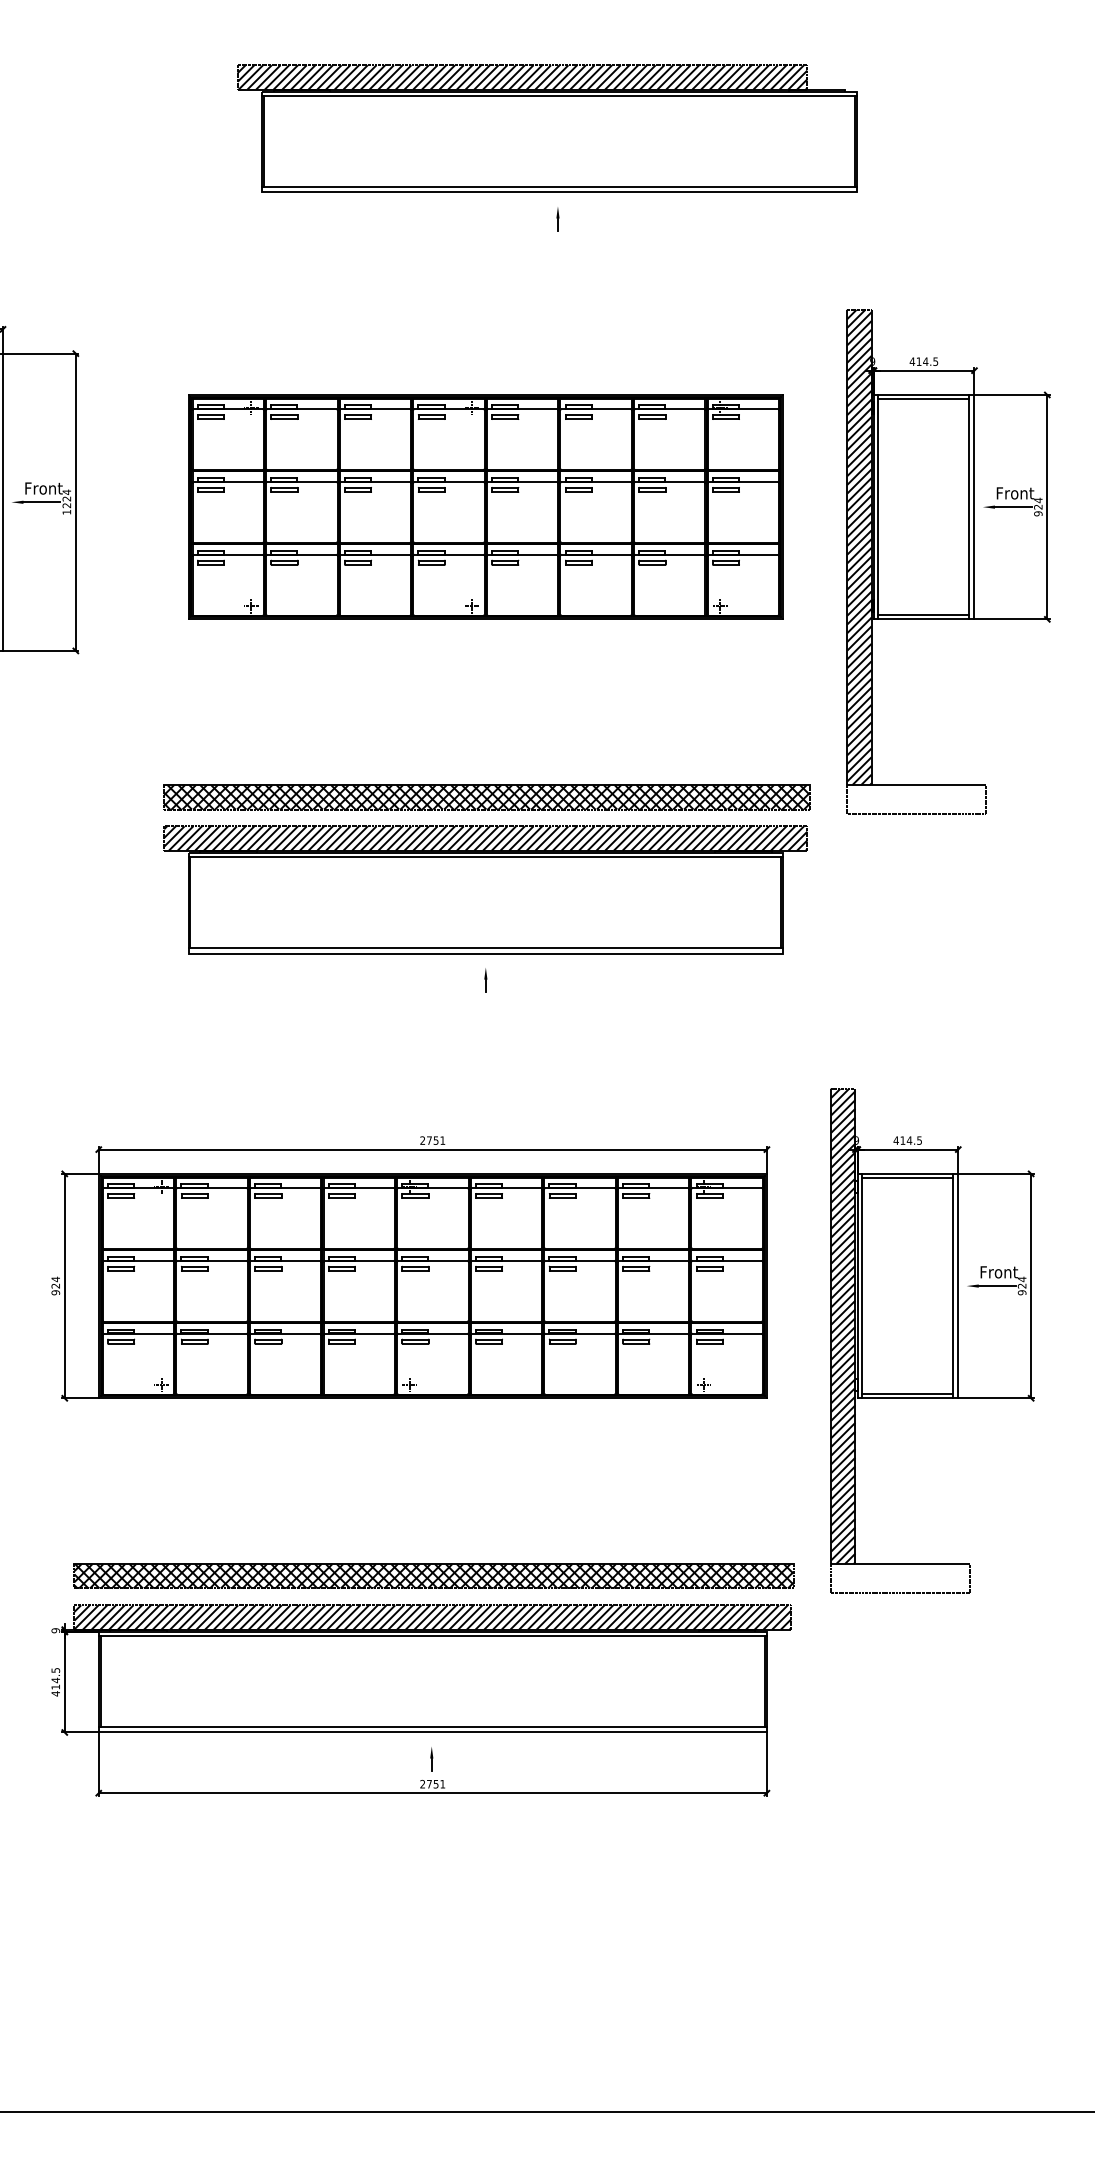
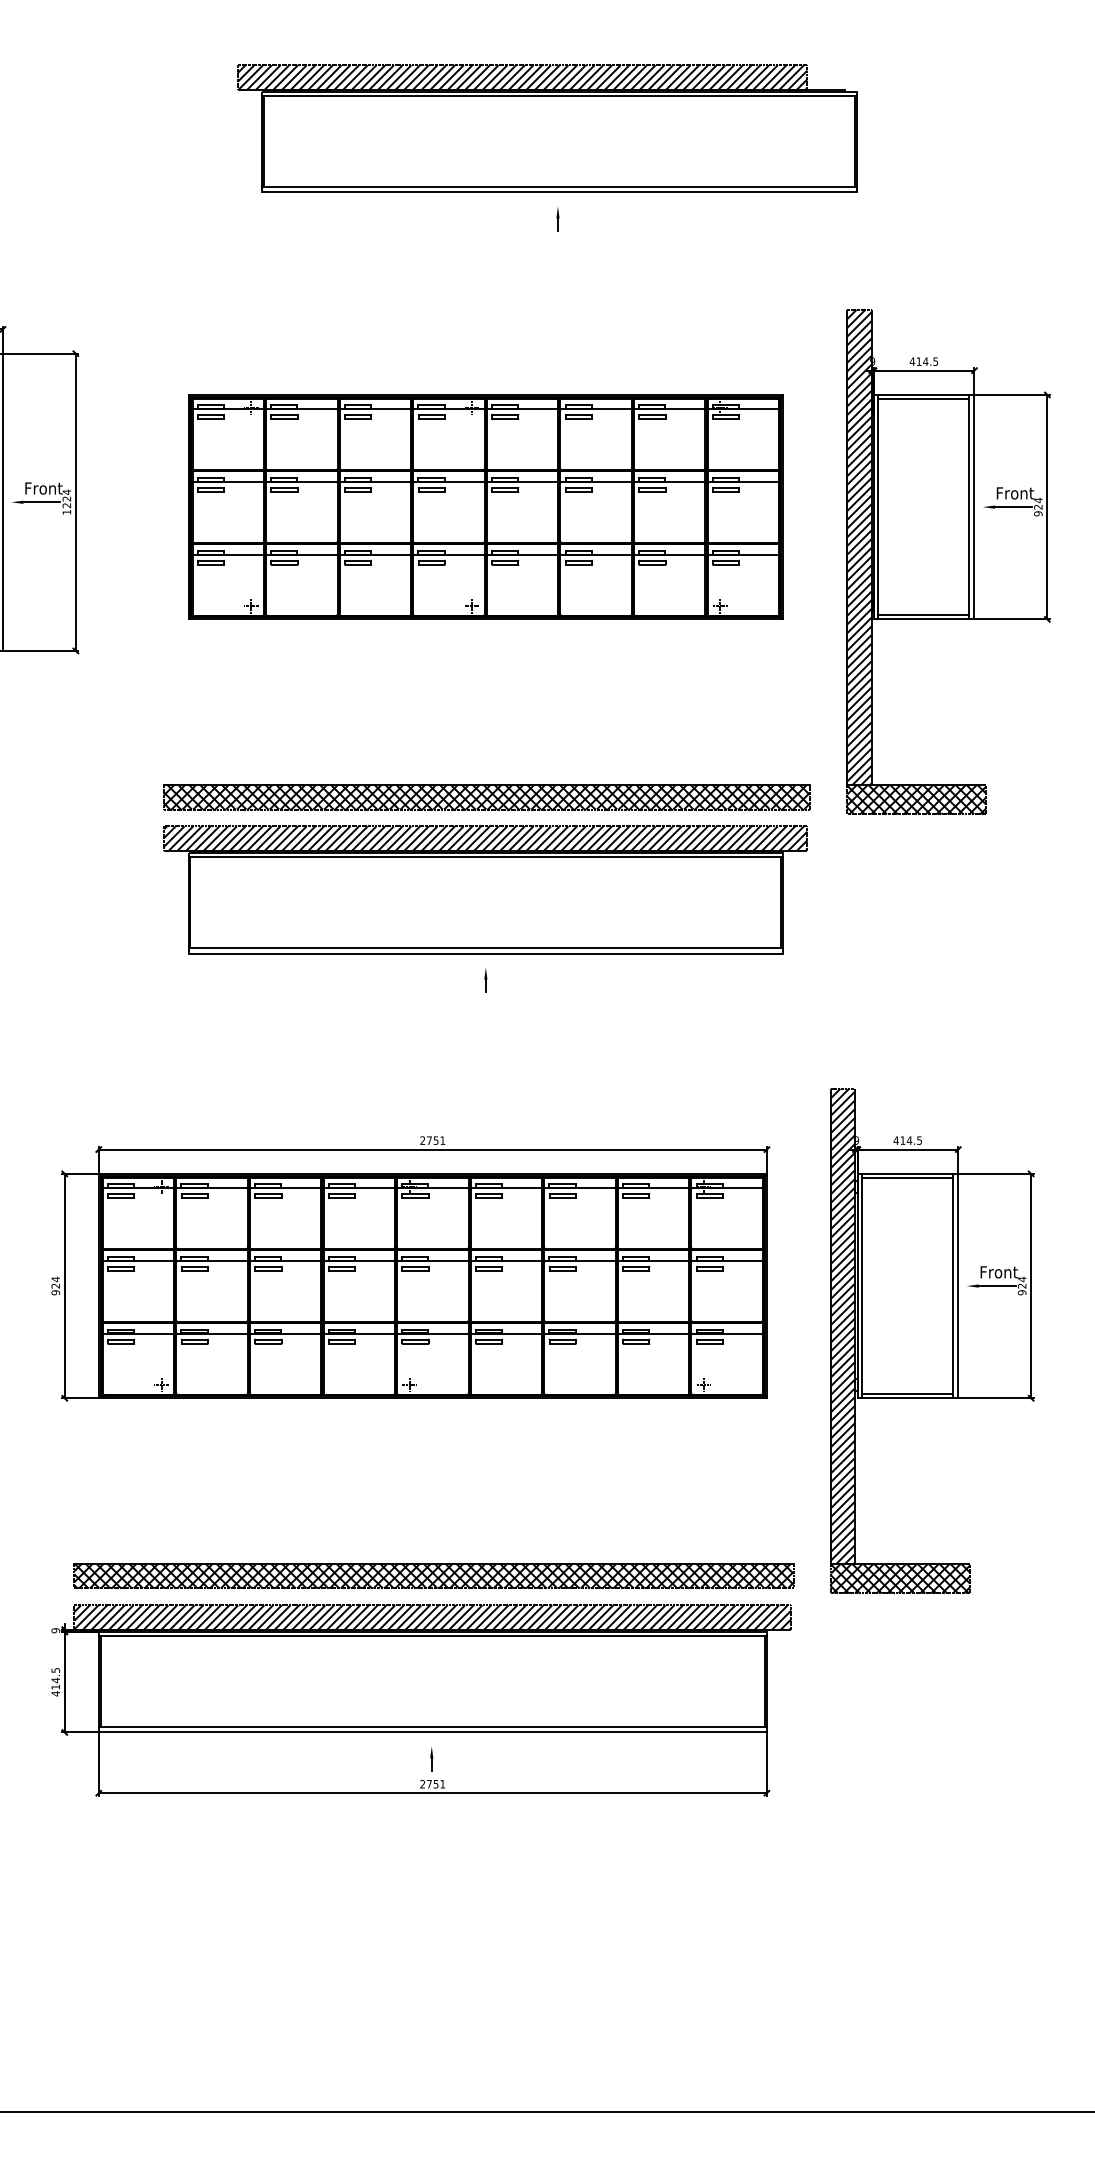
hatch: none -> present (916, 799)
hatch: none -> present (900, 1578)
